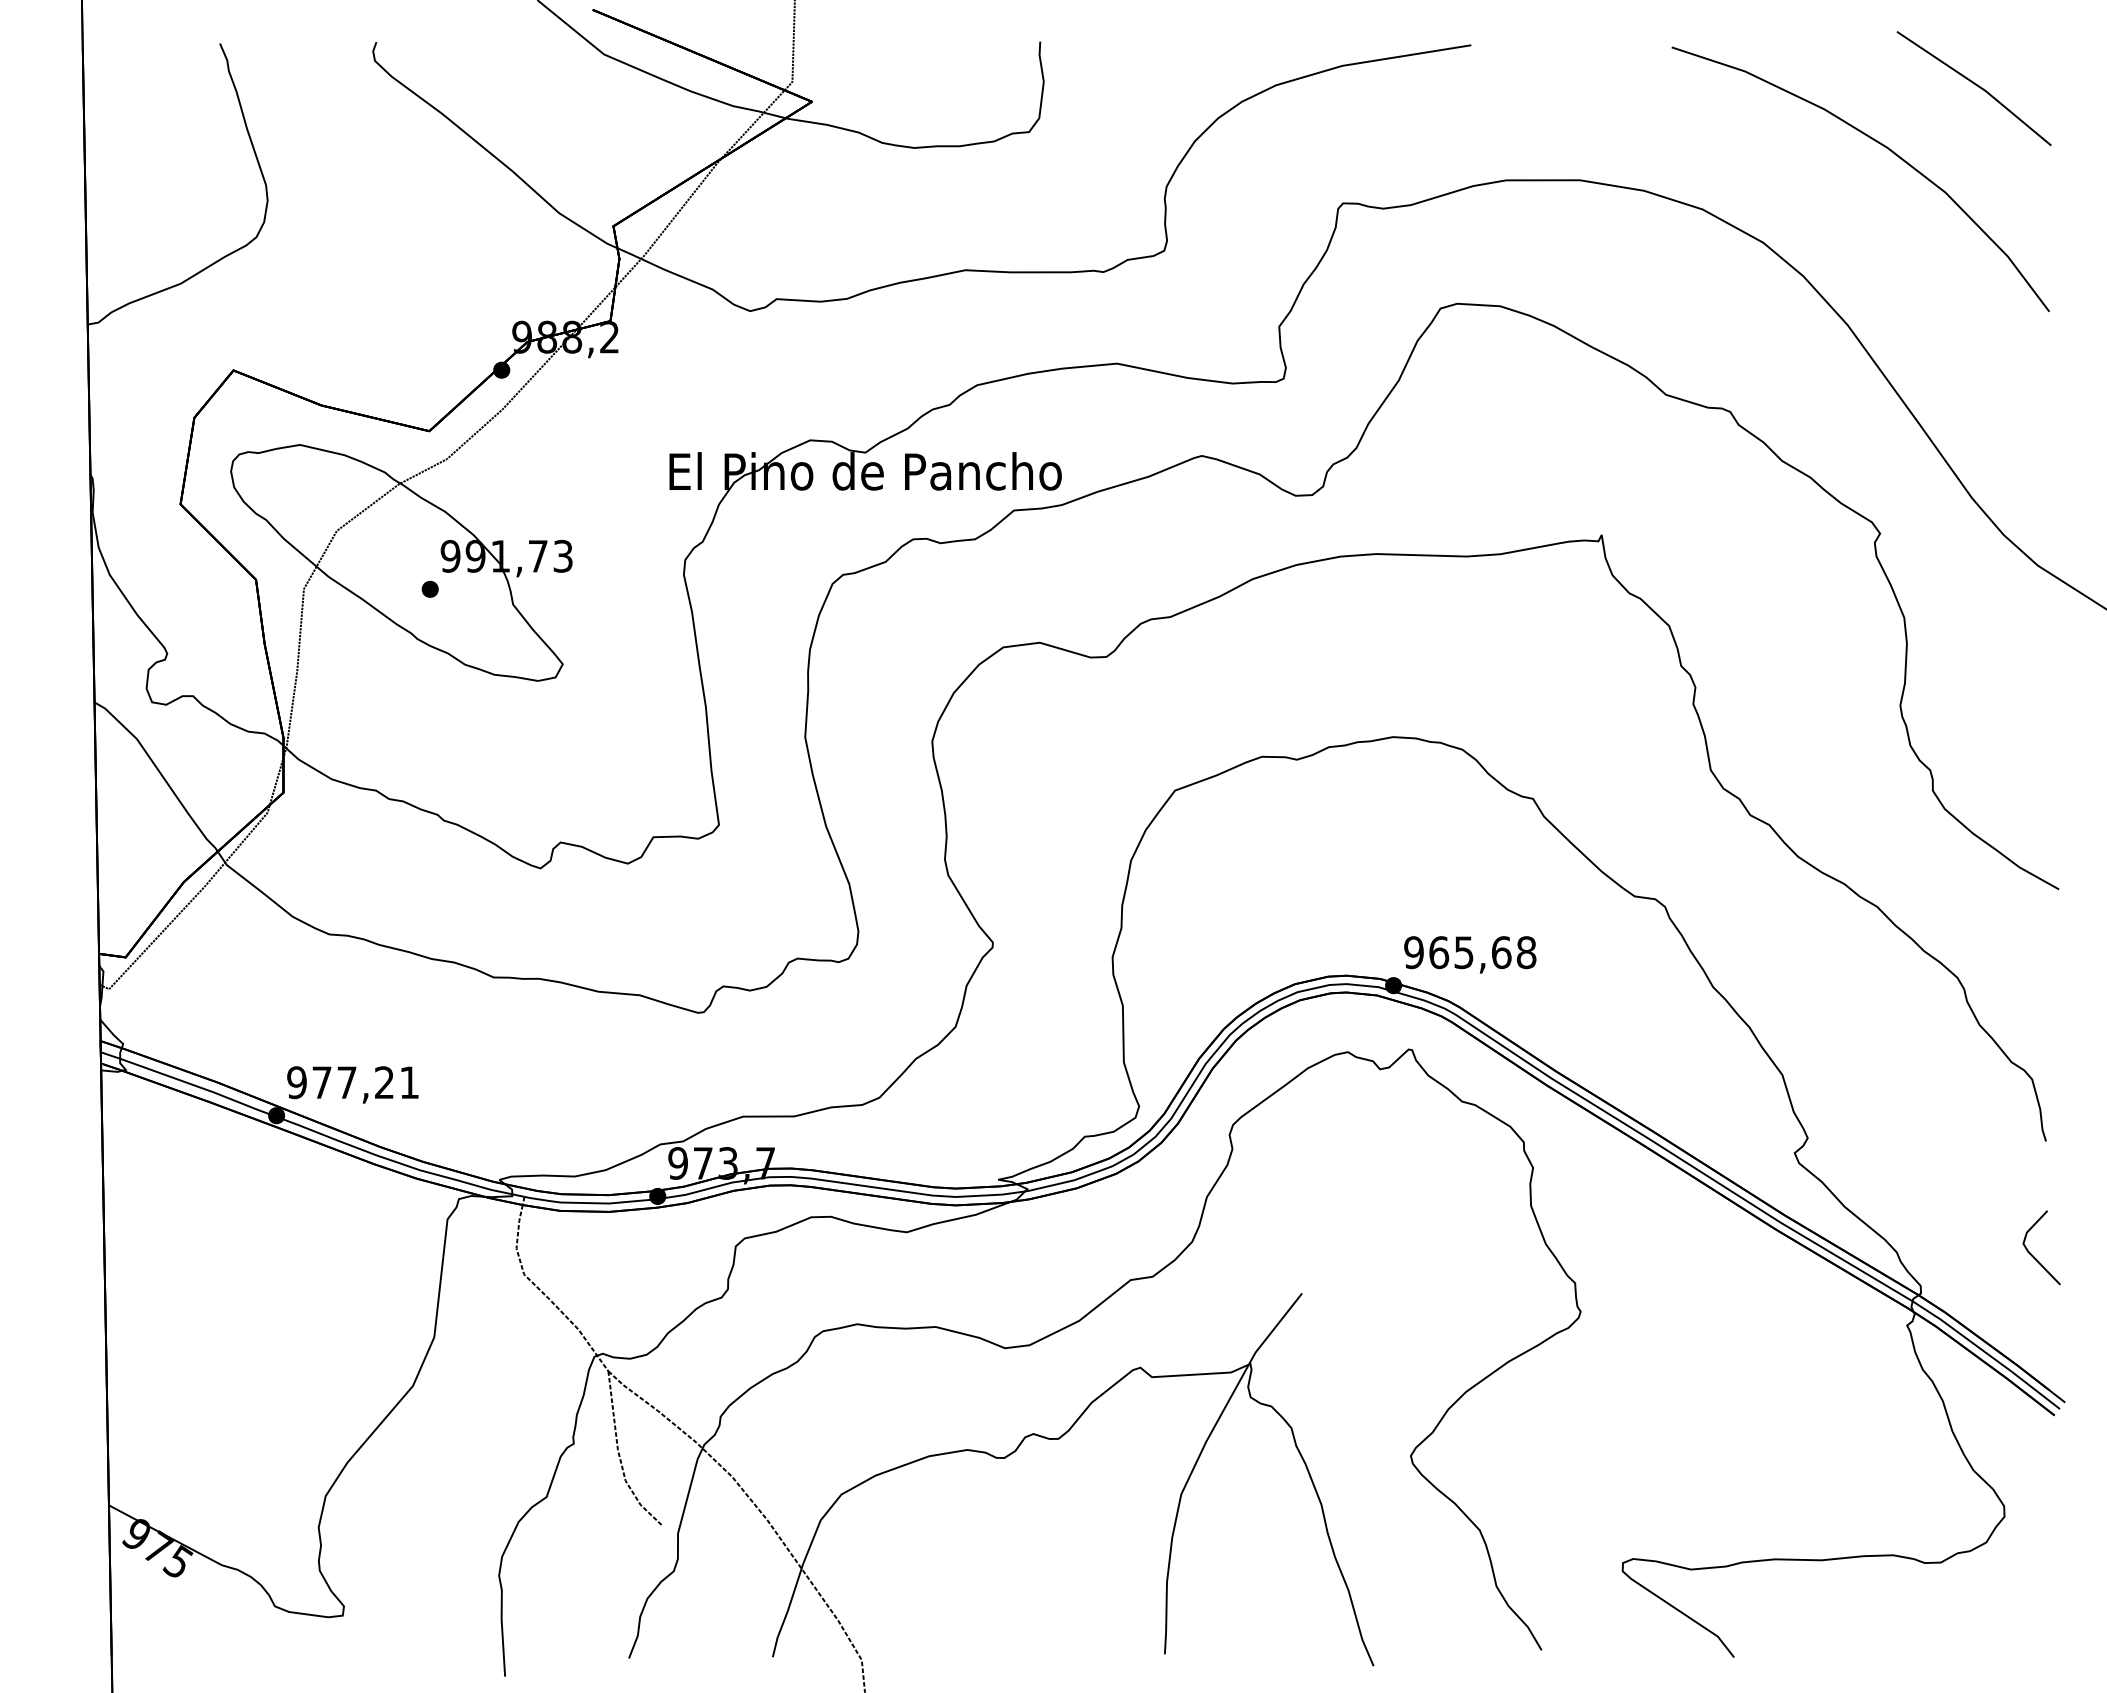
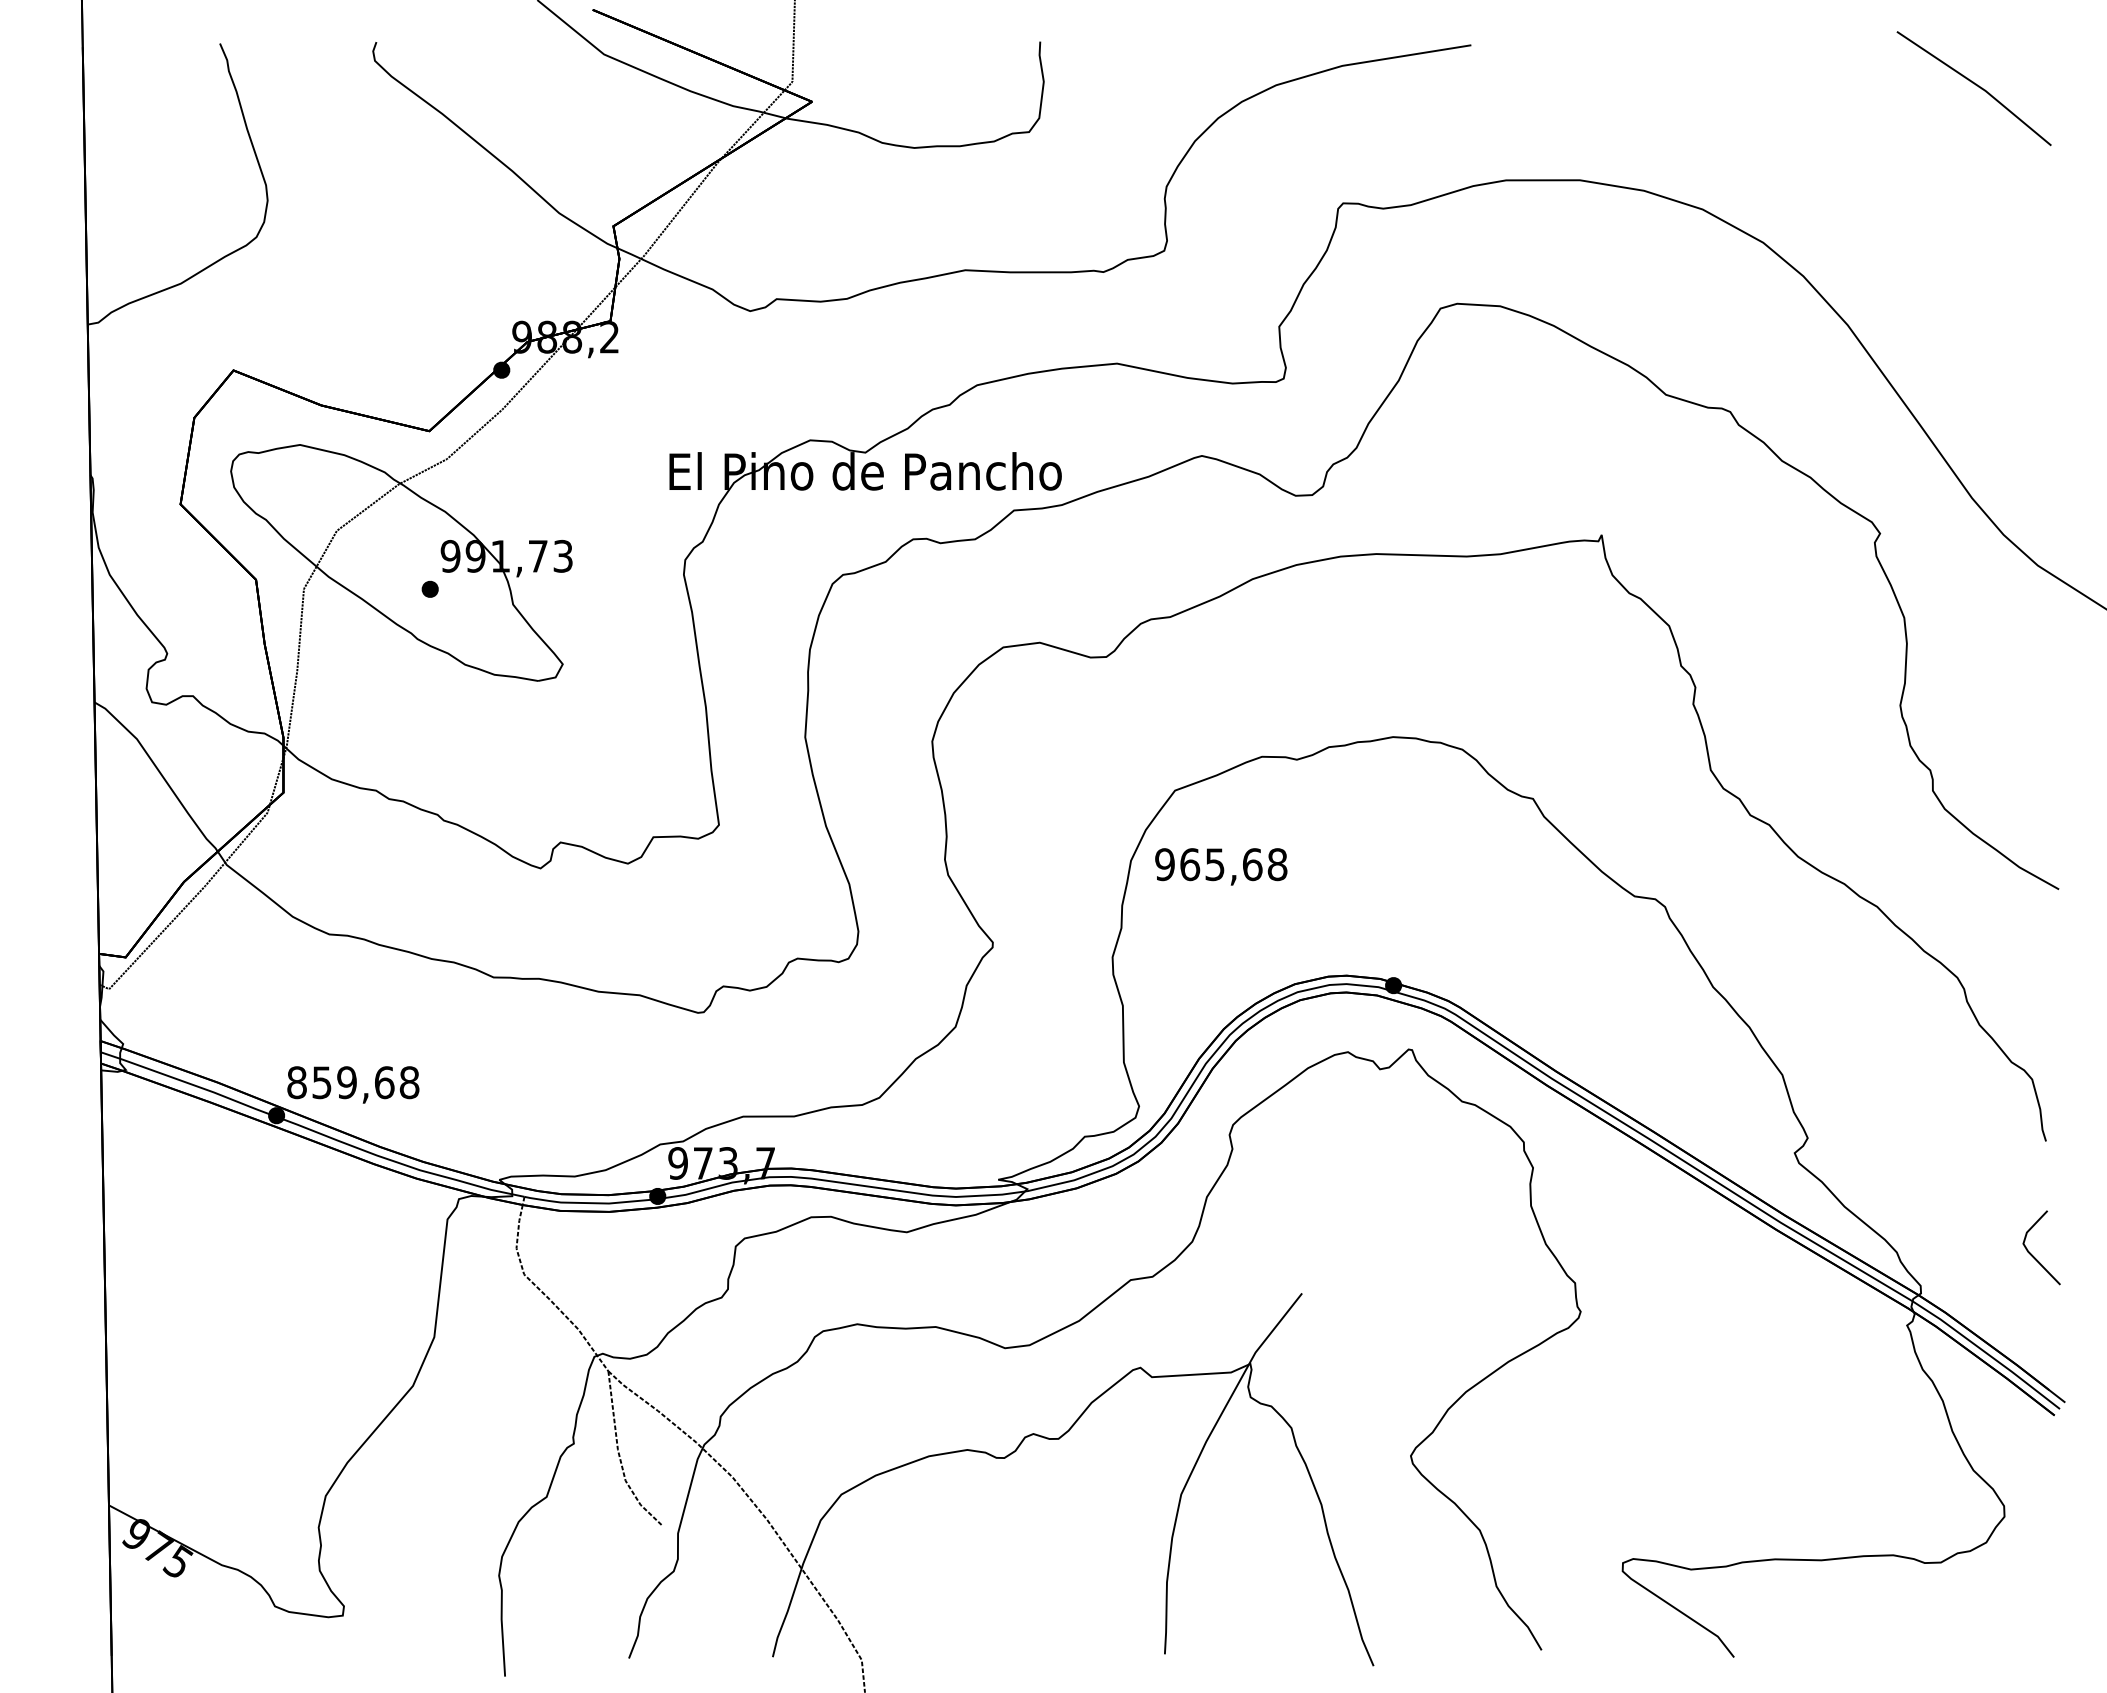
curve: present -> none (1881, 145)
text position: (1470, 954) -> (1221, 866) (1221, 866)
text: 977,21 -> 859,68 (353, 1082)
